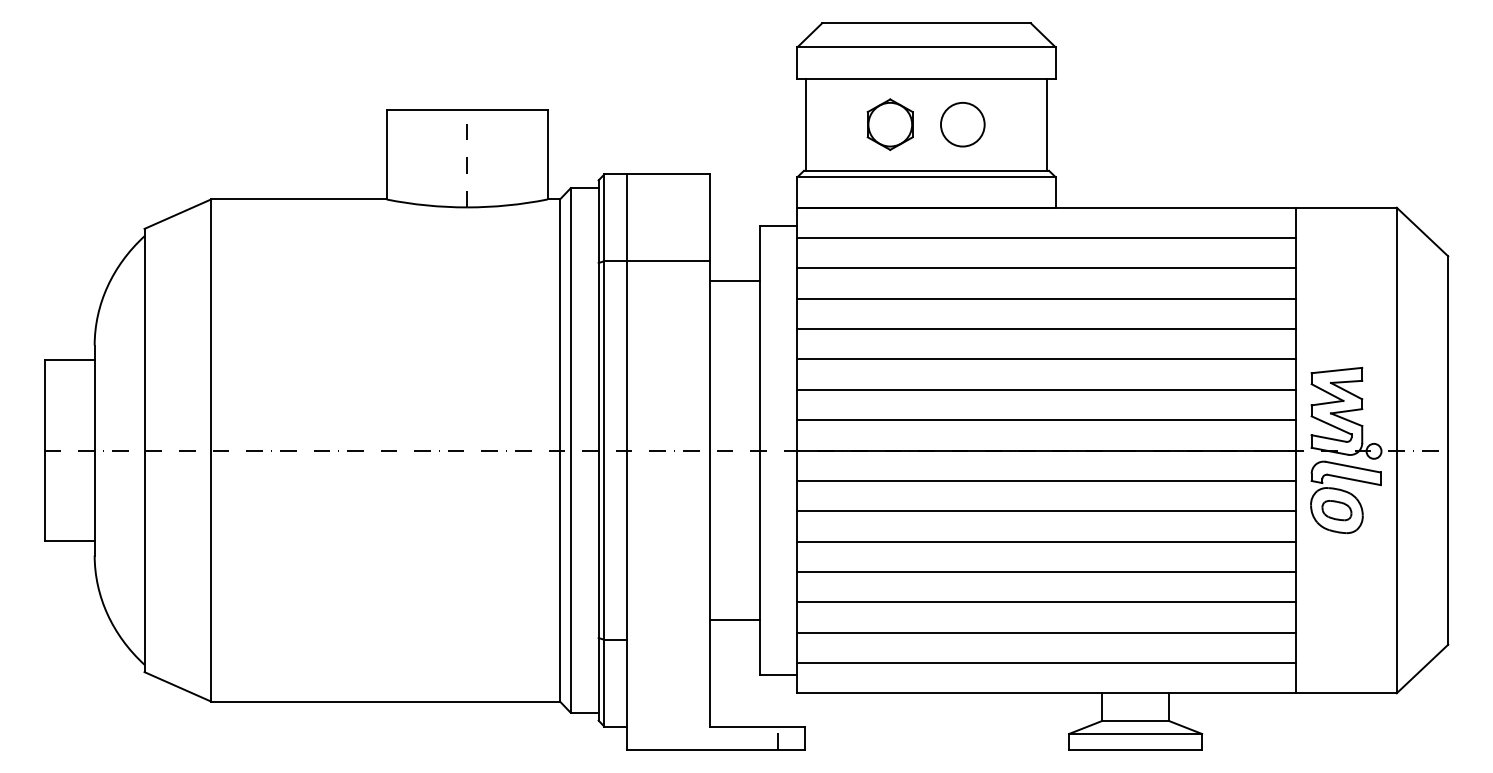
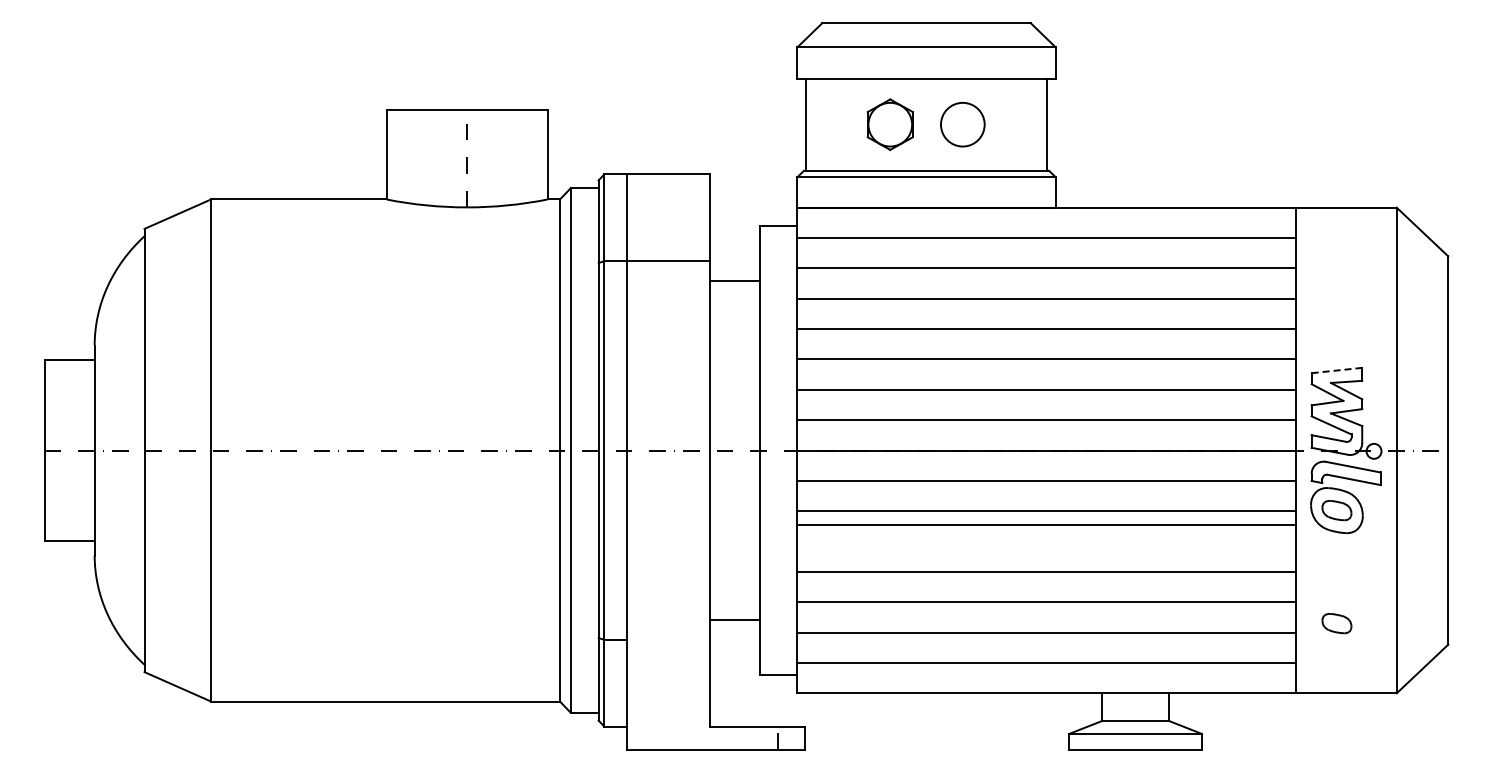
line: solid -> dashed (1337, 370)
line position: (1046, 541) -> (1046, 524) (1046, 524)
part: none -> present (1336, 623)
